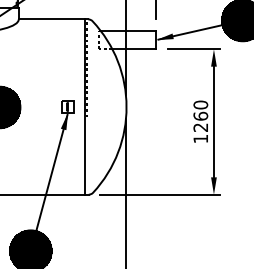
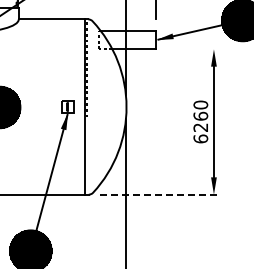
line: present -> none (193, 49)
text: 1260 -> 6260 (200, 138)
line: solid -> dashed (160, 194)
